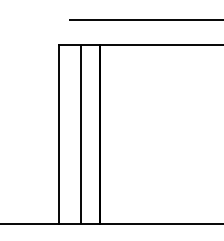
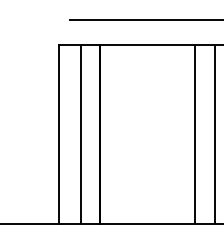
line: none -> present (195, 134)
line: none -> present (214, 134)
